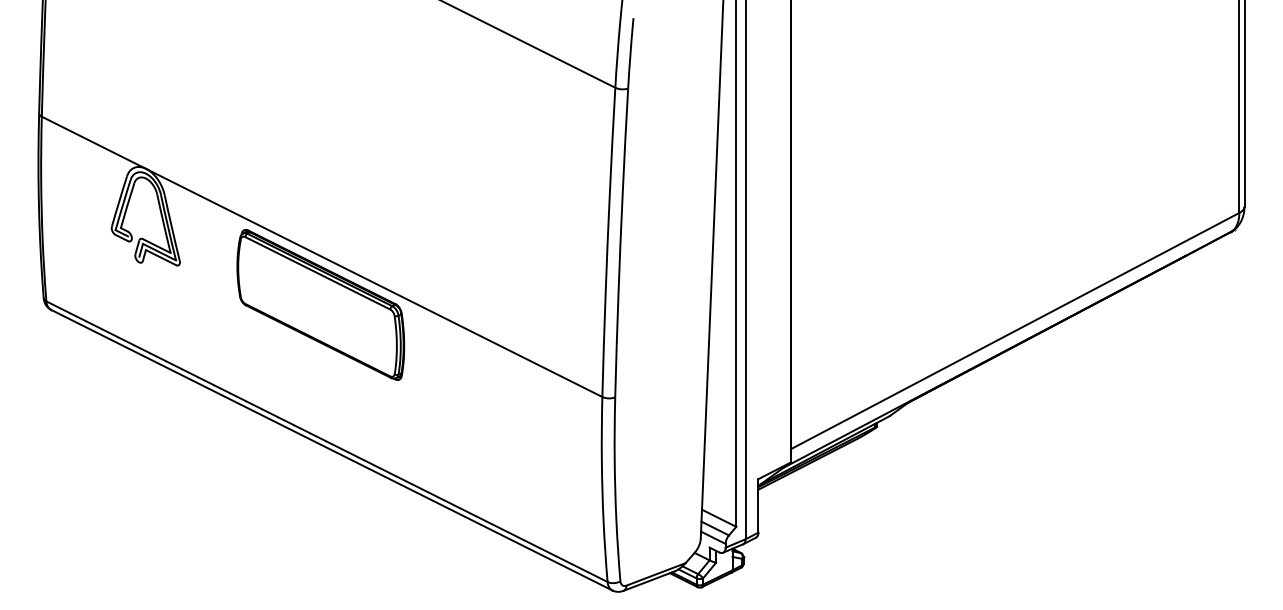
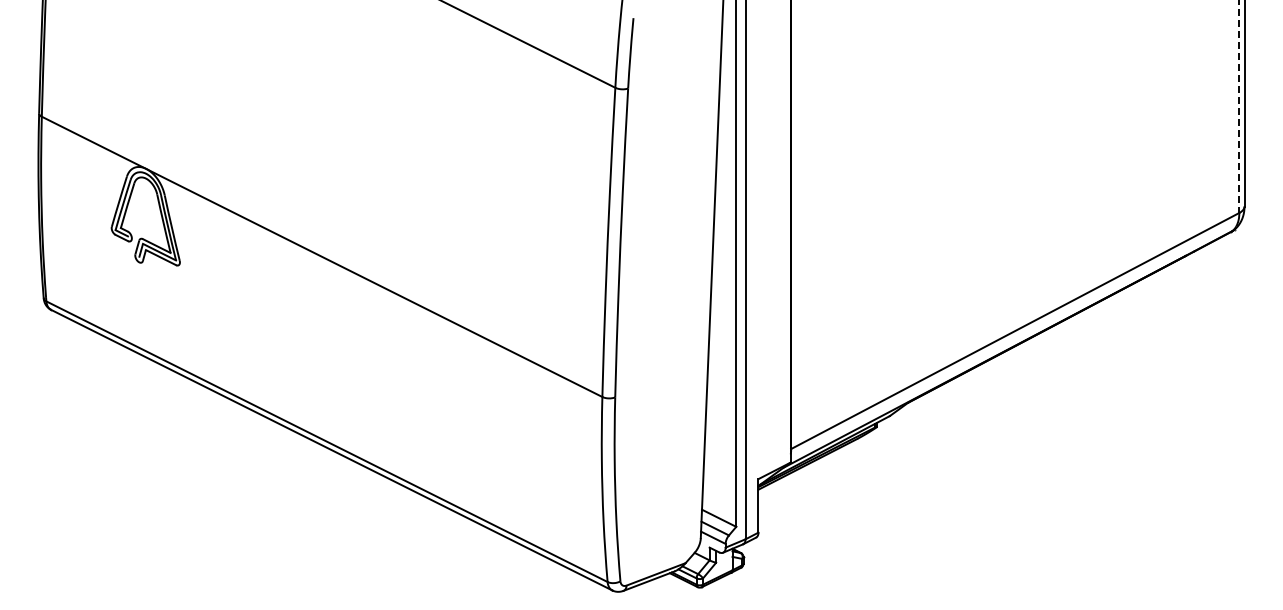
line: solid -> dashed (1239, 107)
part: present -> none (320, 304)
